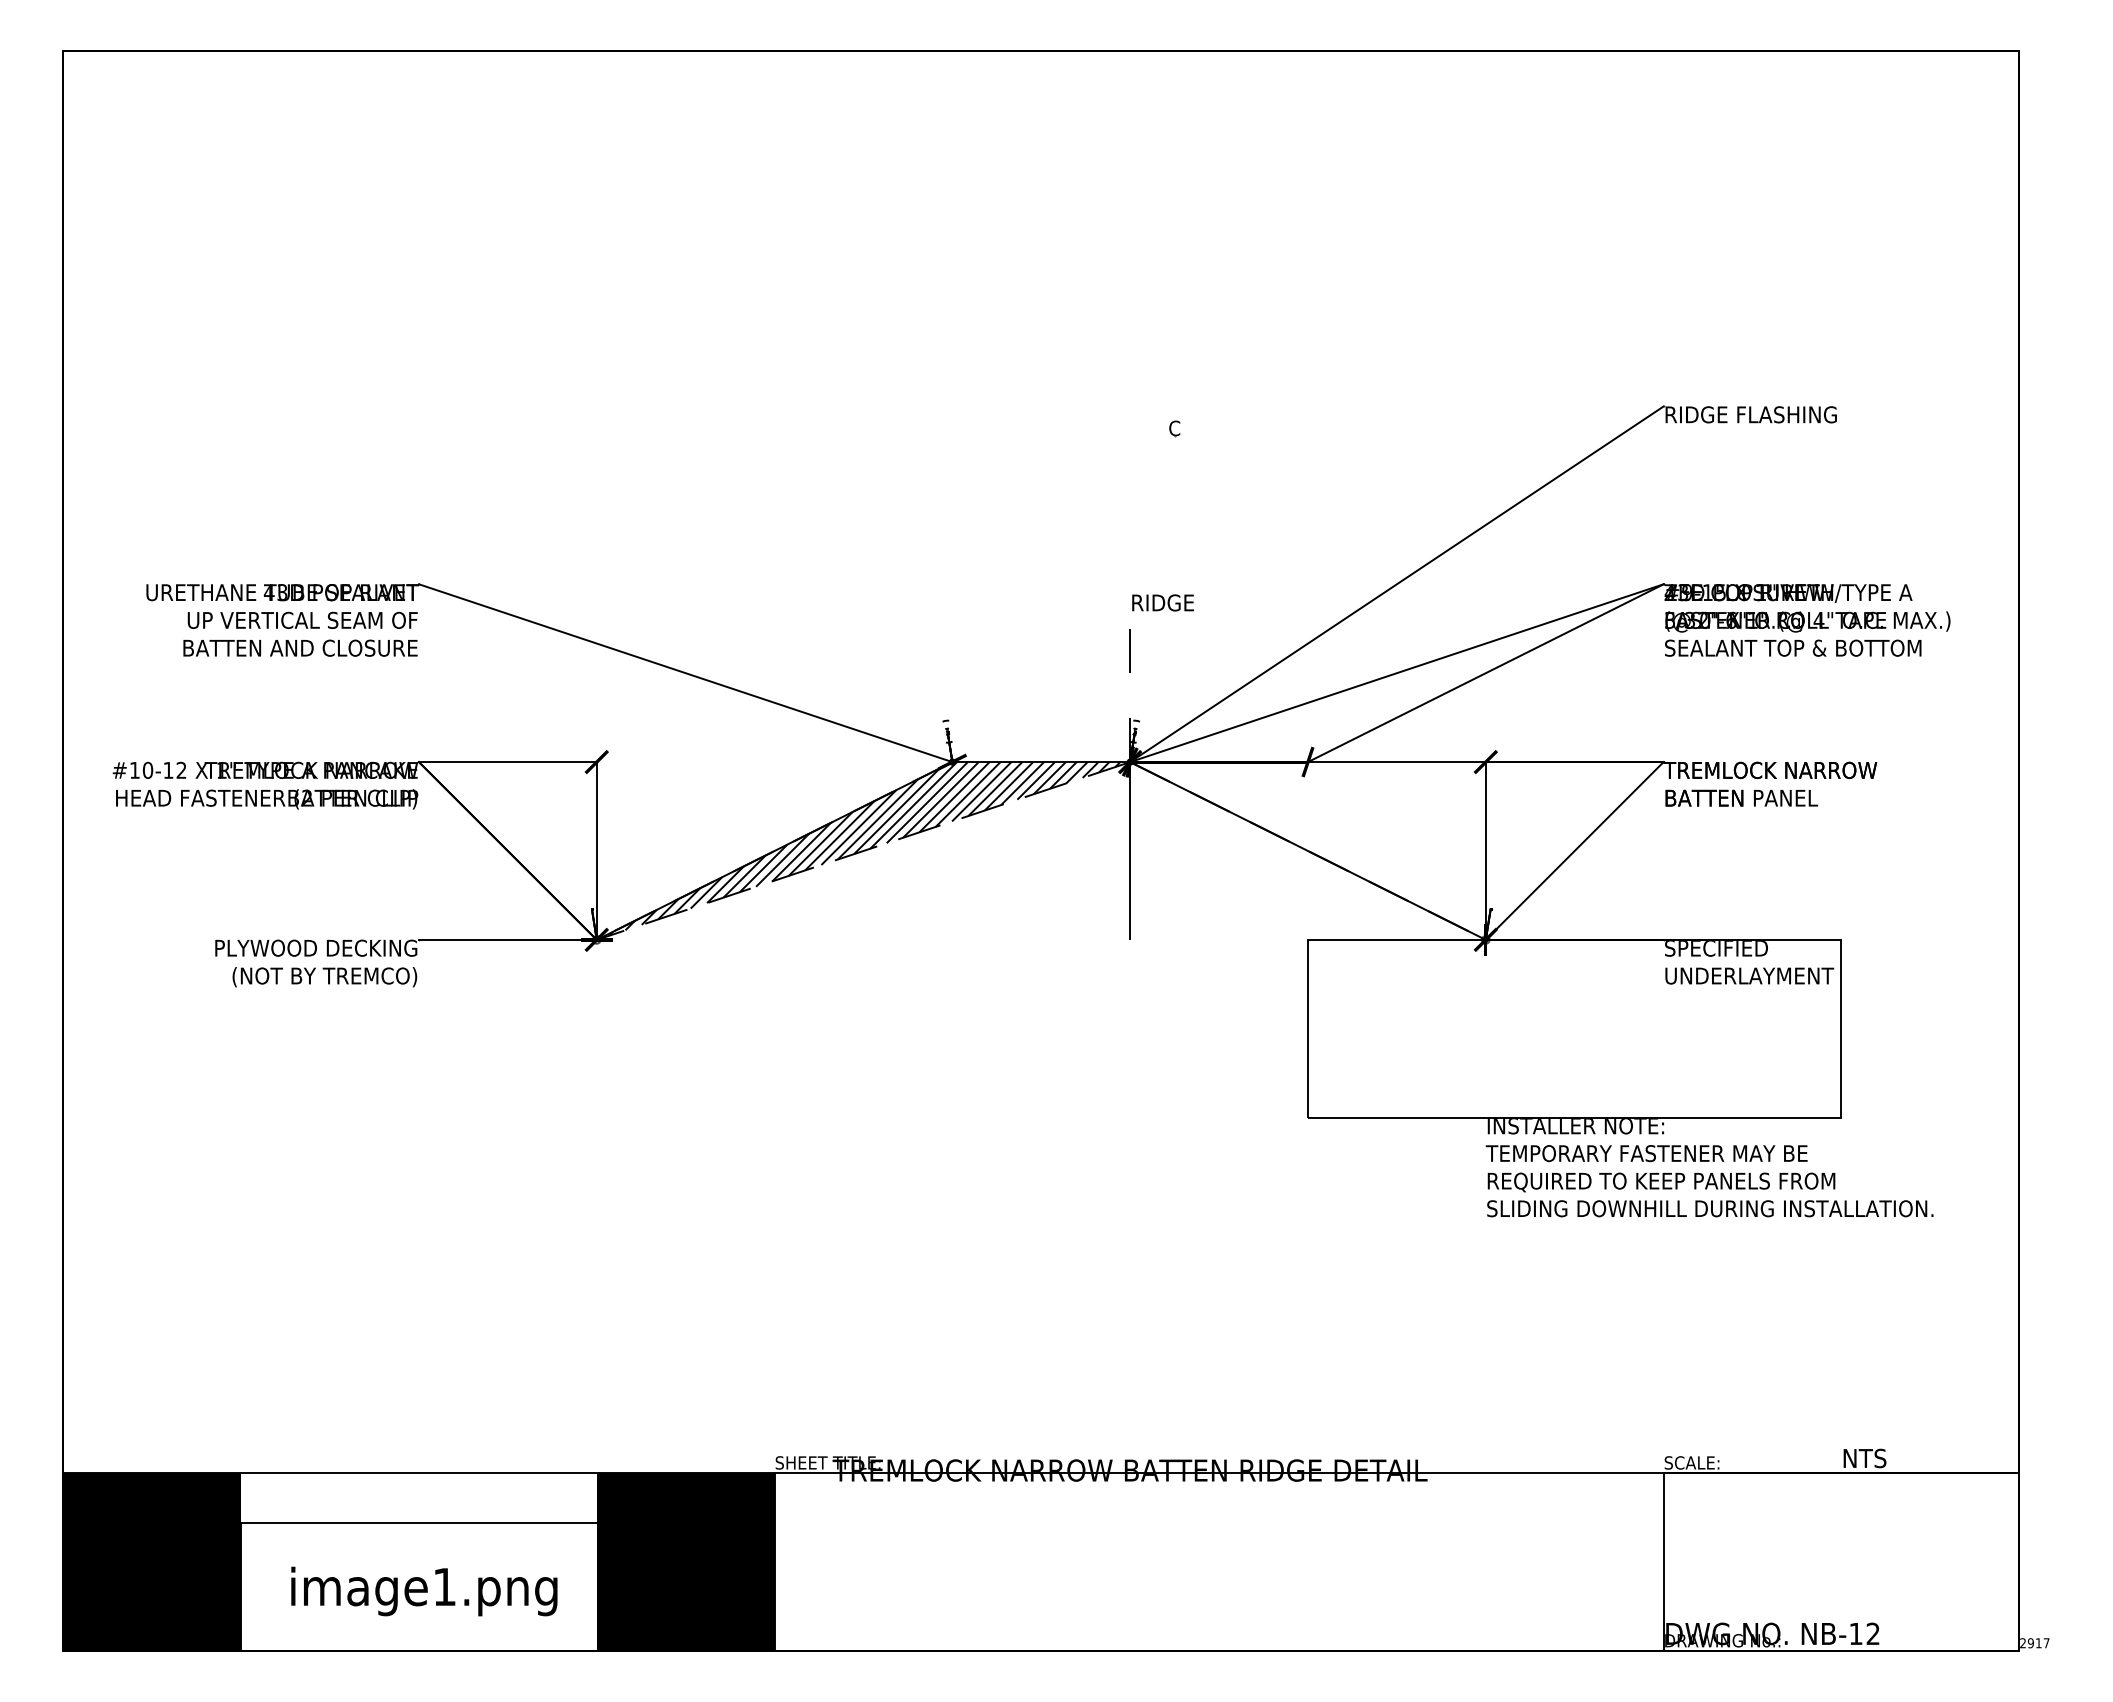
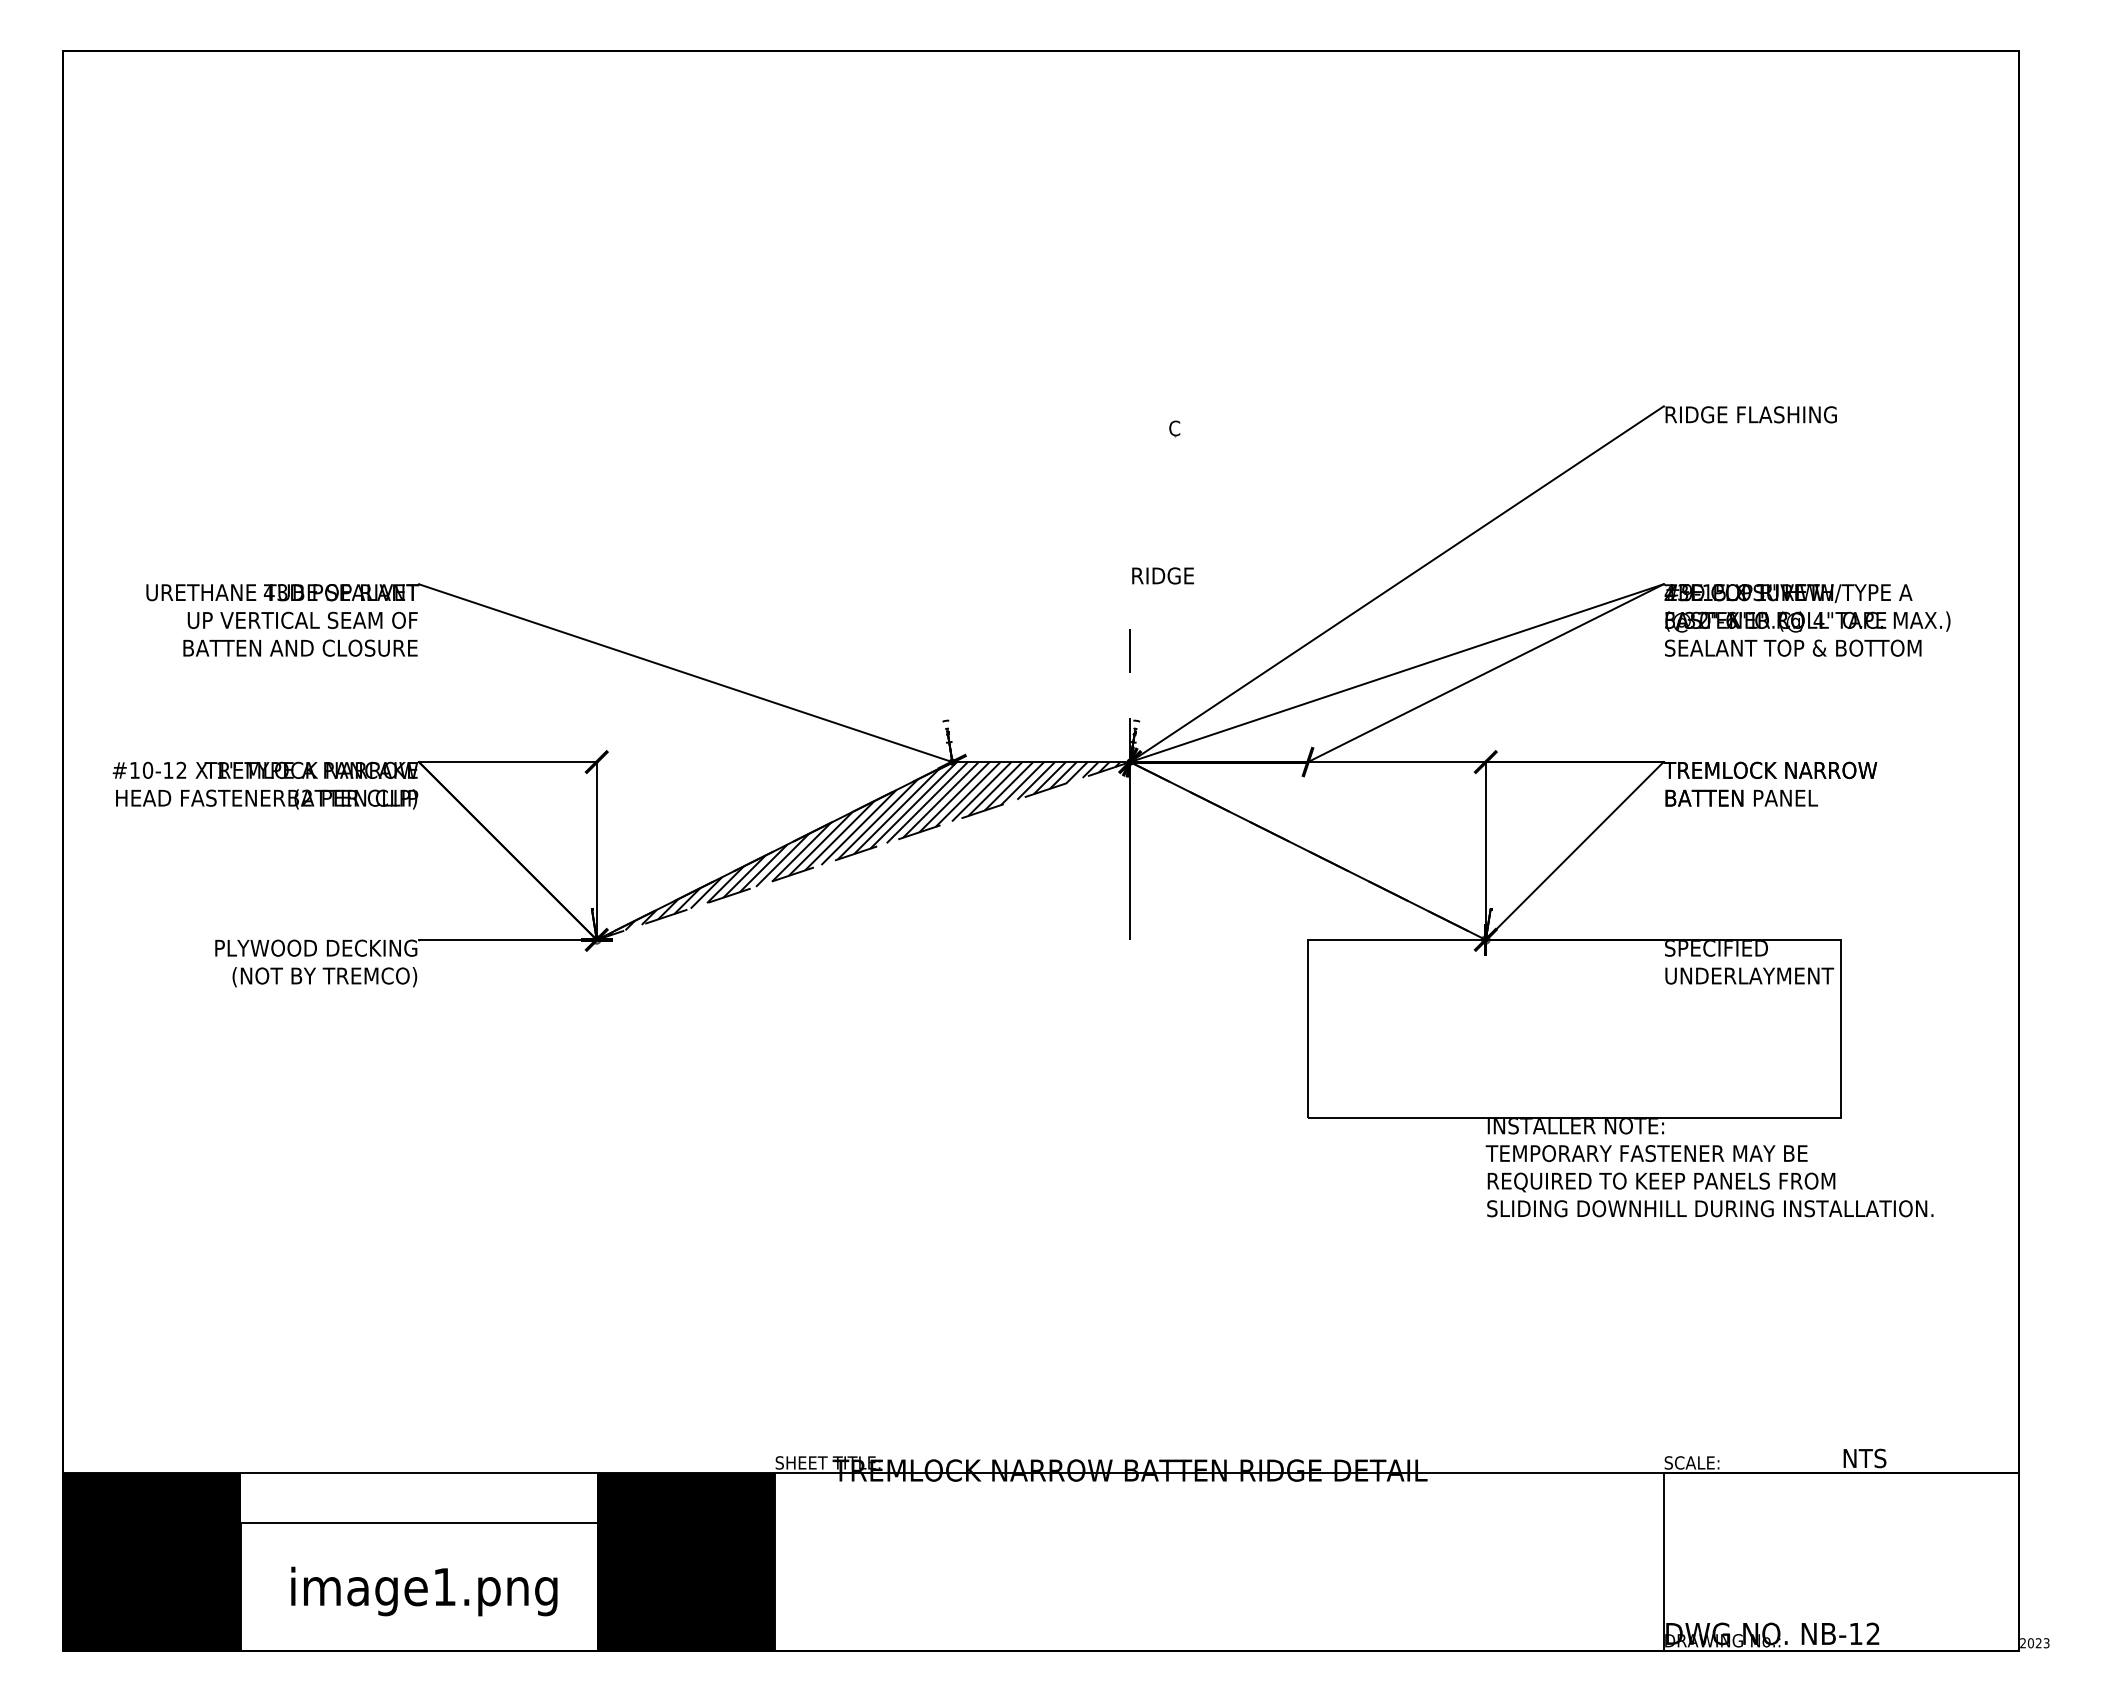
text position: (1162, 602) -> (1162, 575) (1162, 575)
text: 2917 -> 2023 (2038, 1643)
